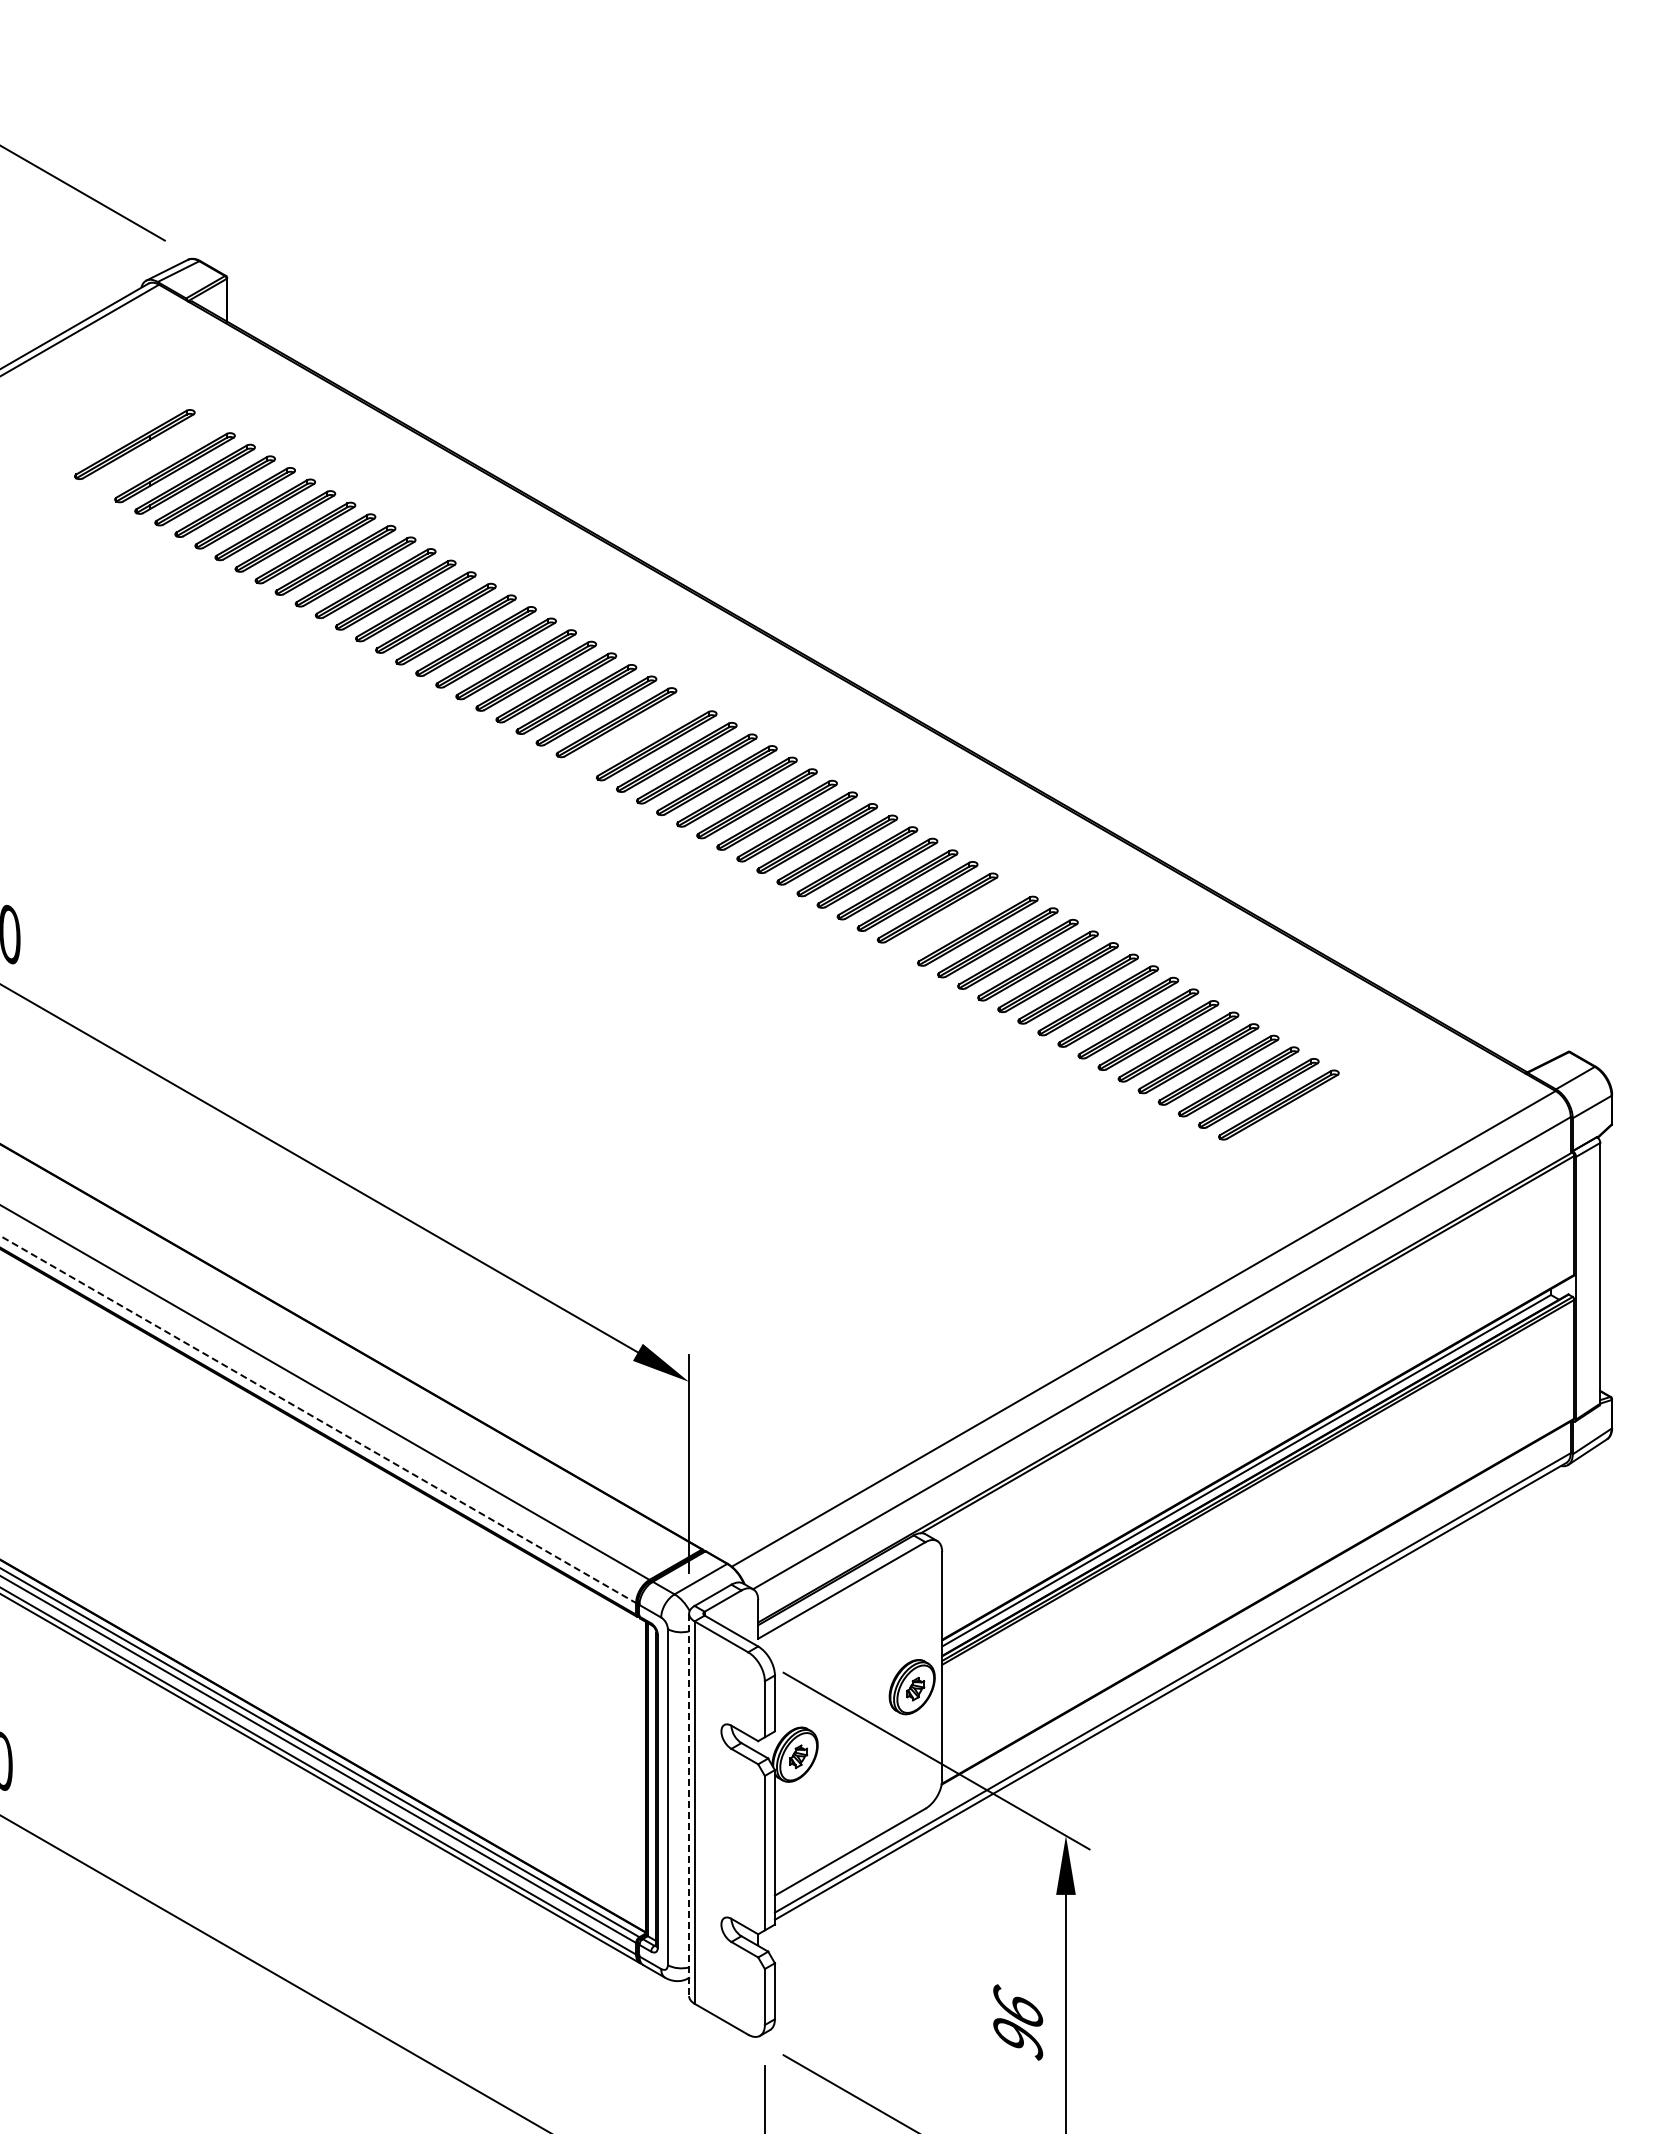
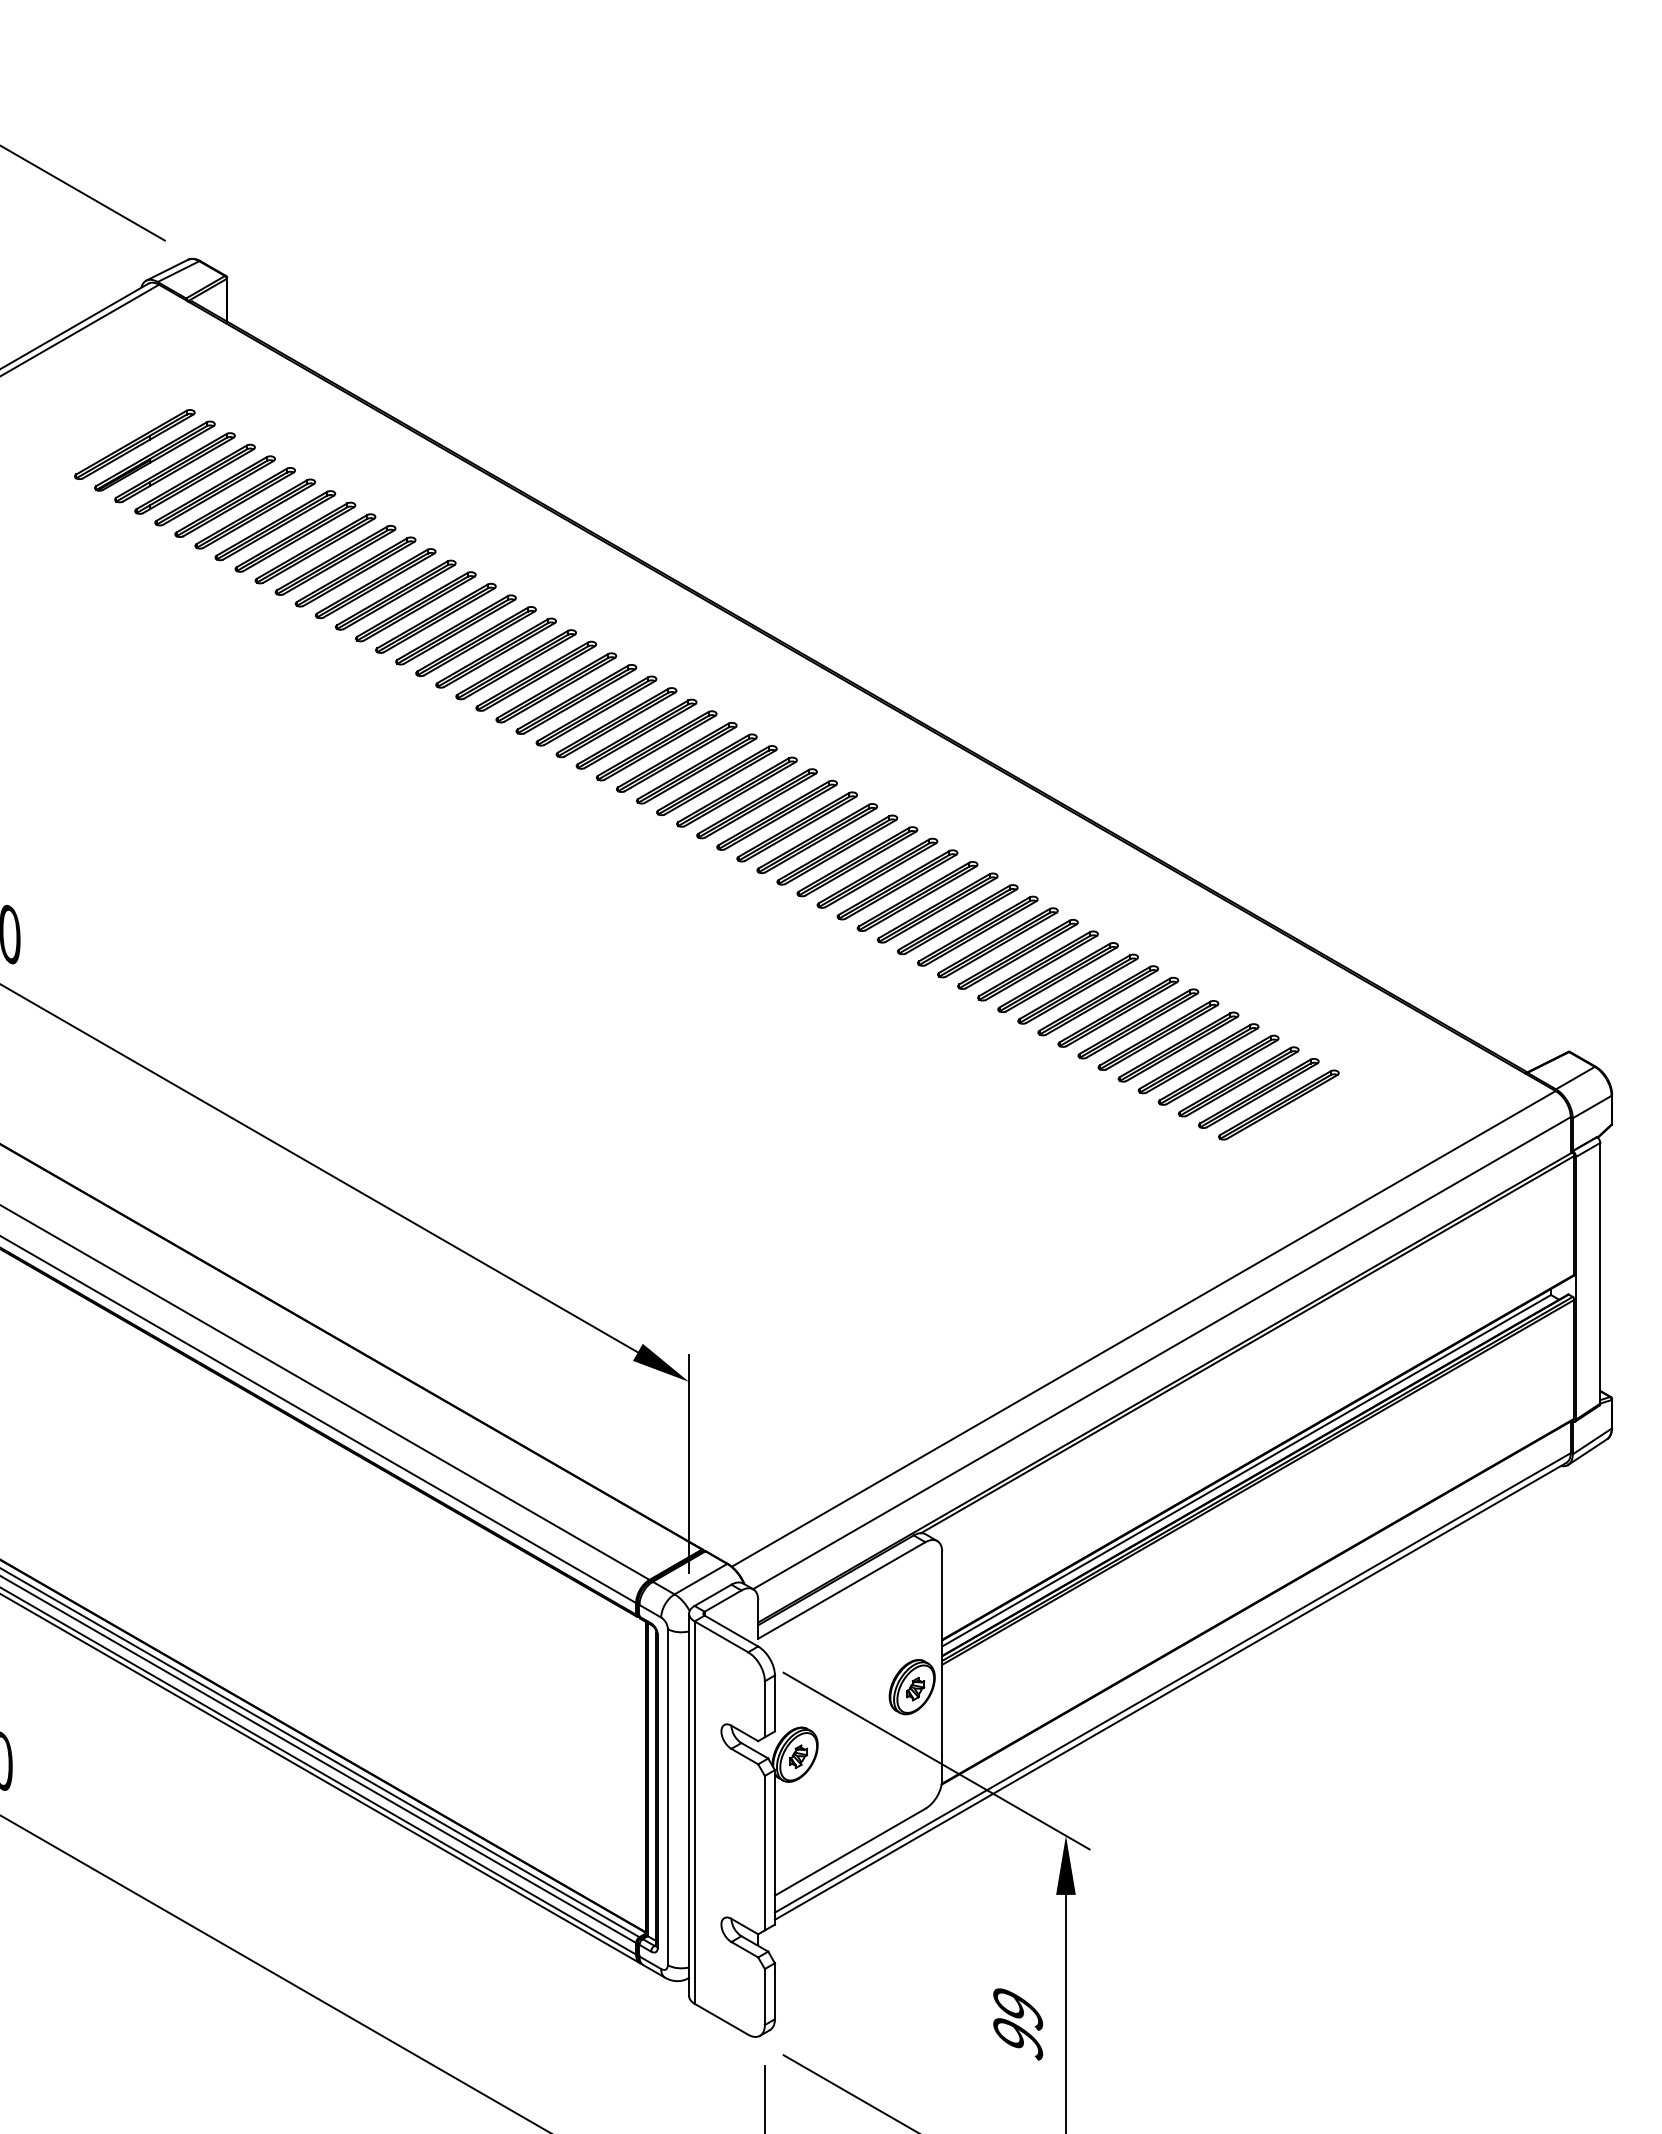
part: none -> present (154, 455)
part: none -> present (636, 733)
part: none -> present (957, 919)
line: dashed -> solid (318, 1419)
line: dashed -> solid (689, 1805)
text: 96 -> 99 (1018, 2007)
